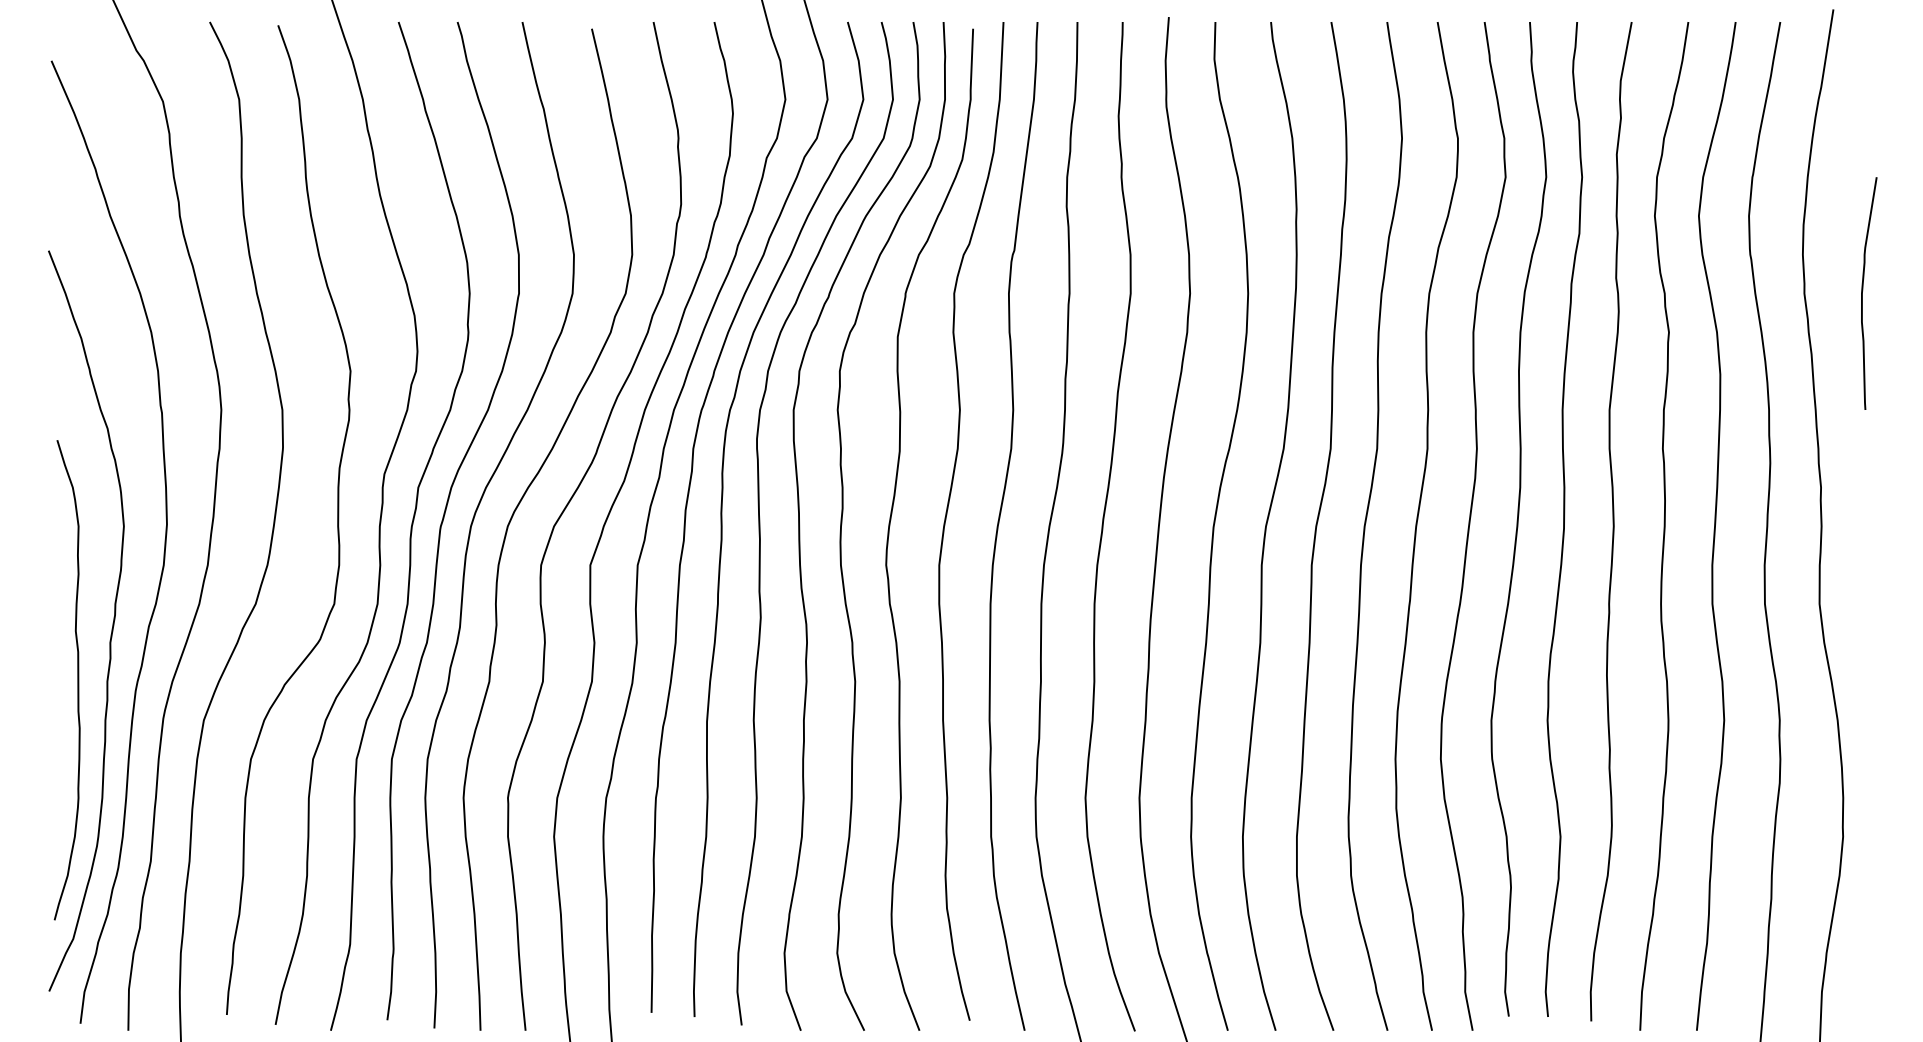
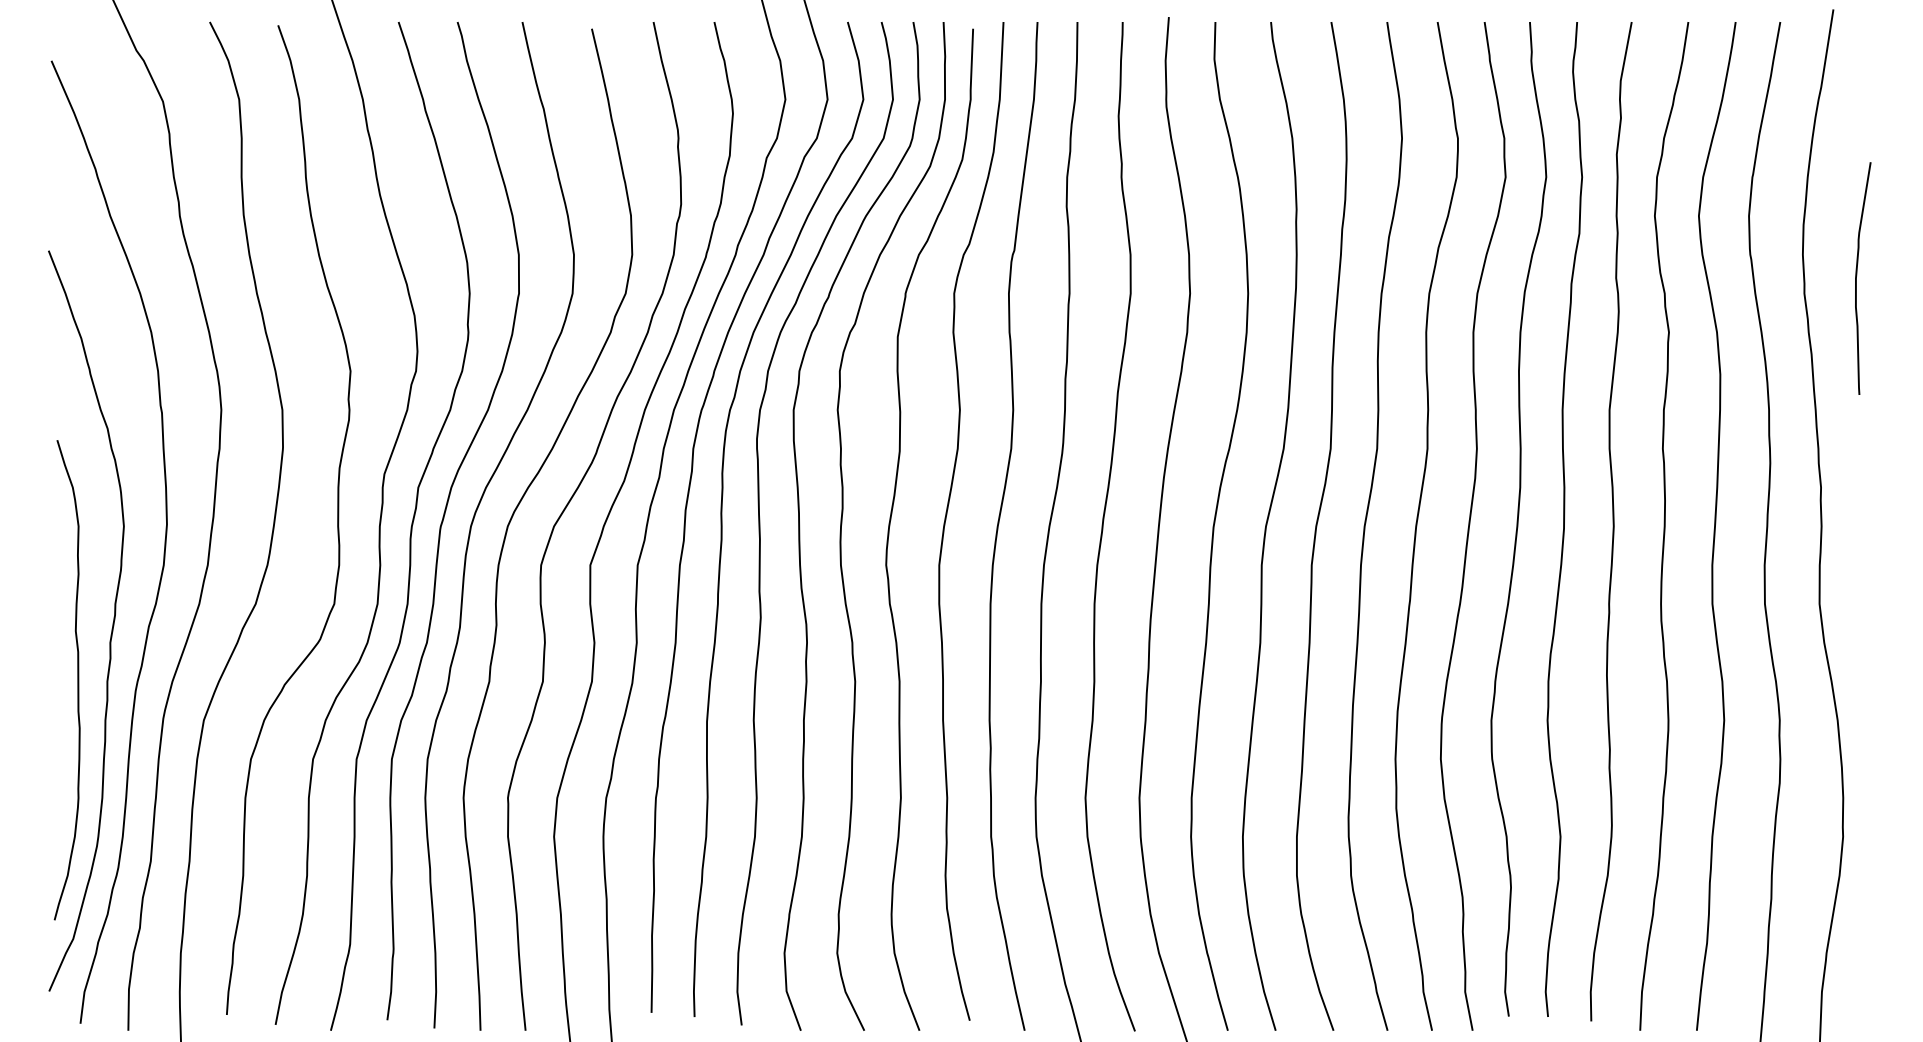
curve position: (1863, 290) -> (1857, 275) (1857, 275)
